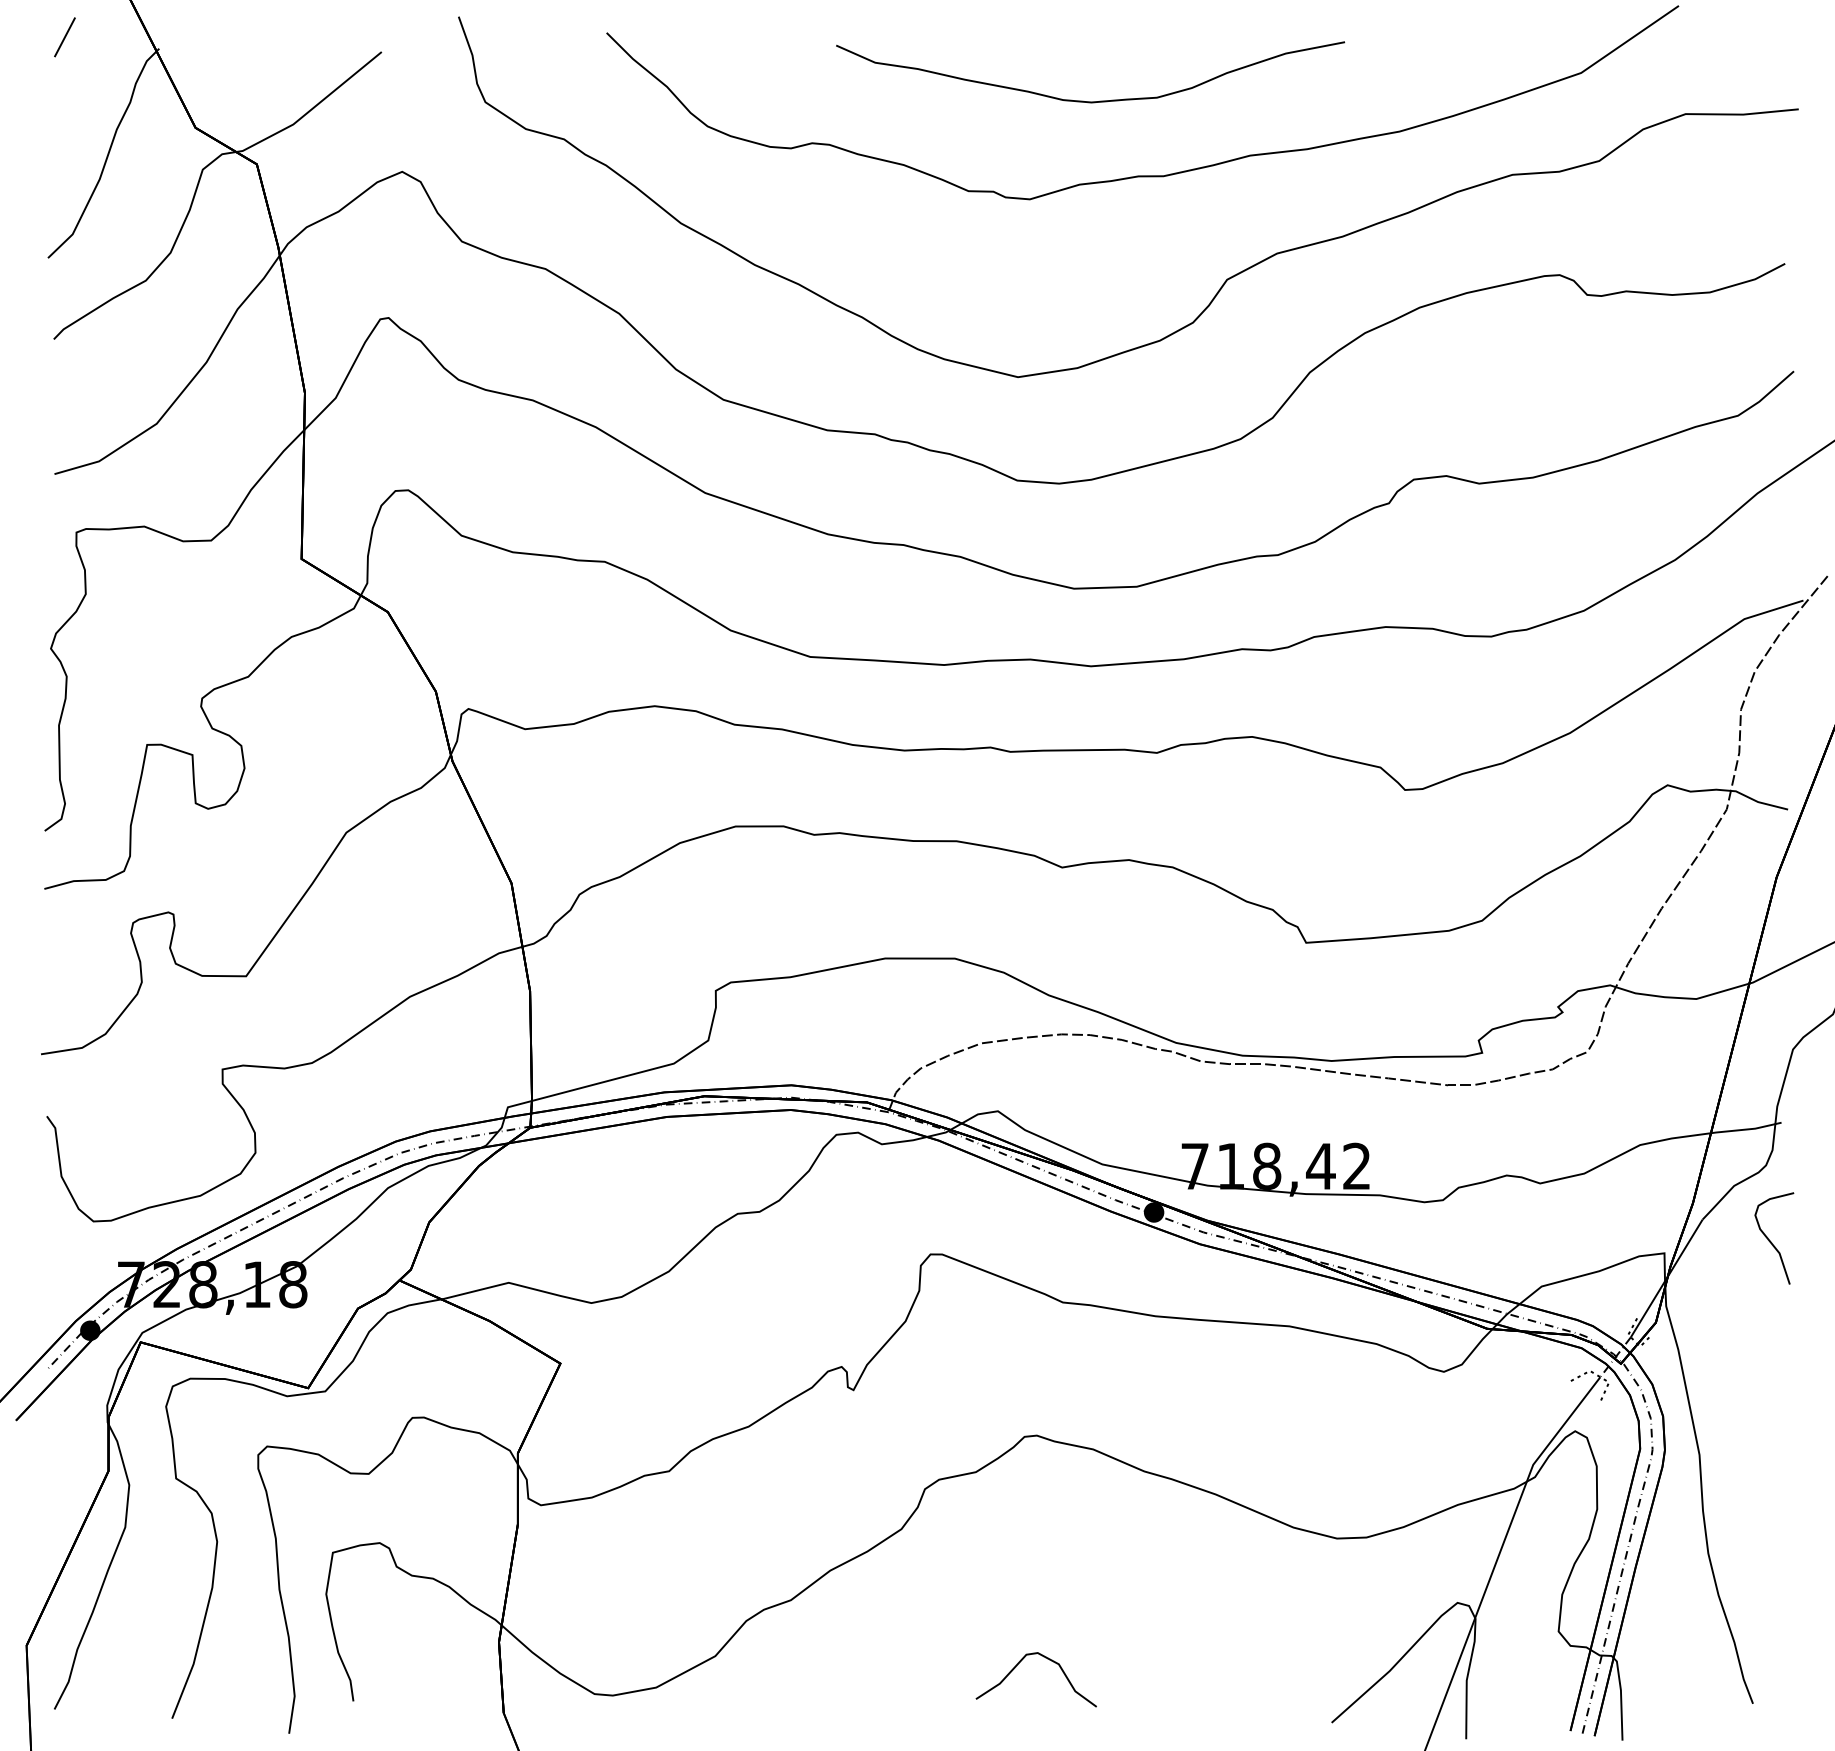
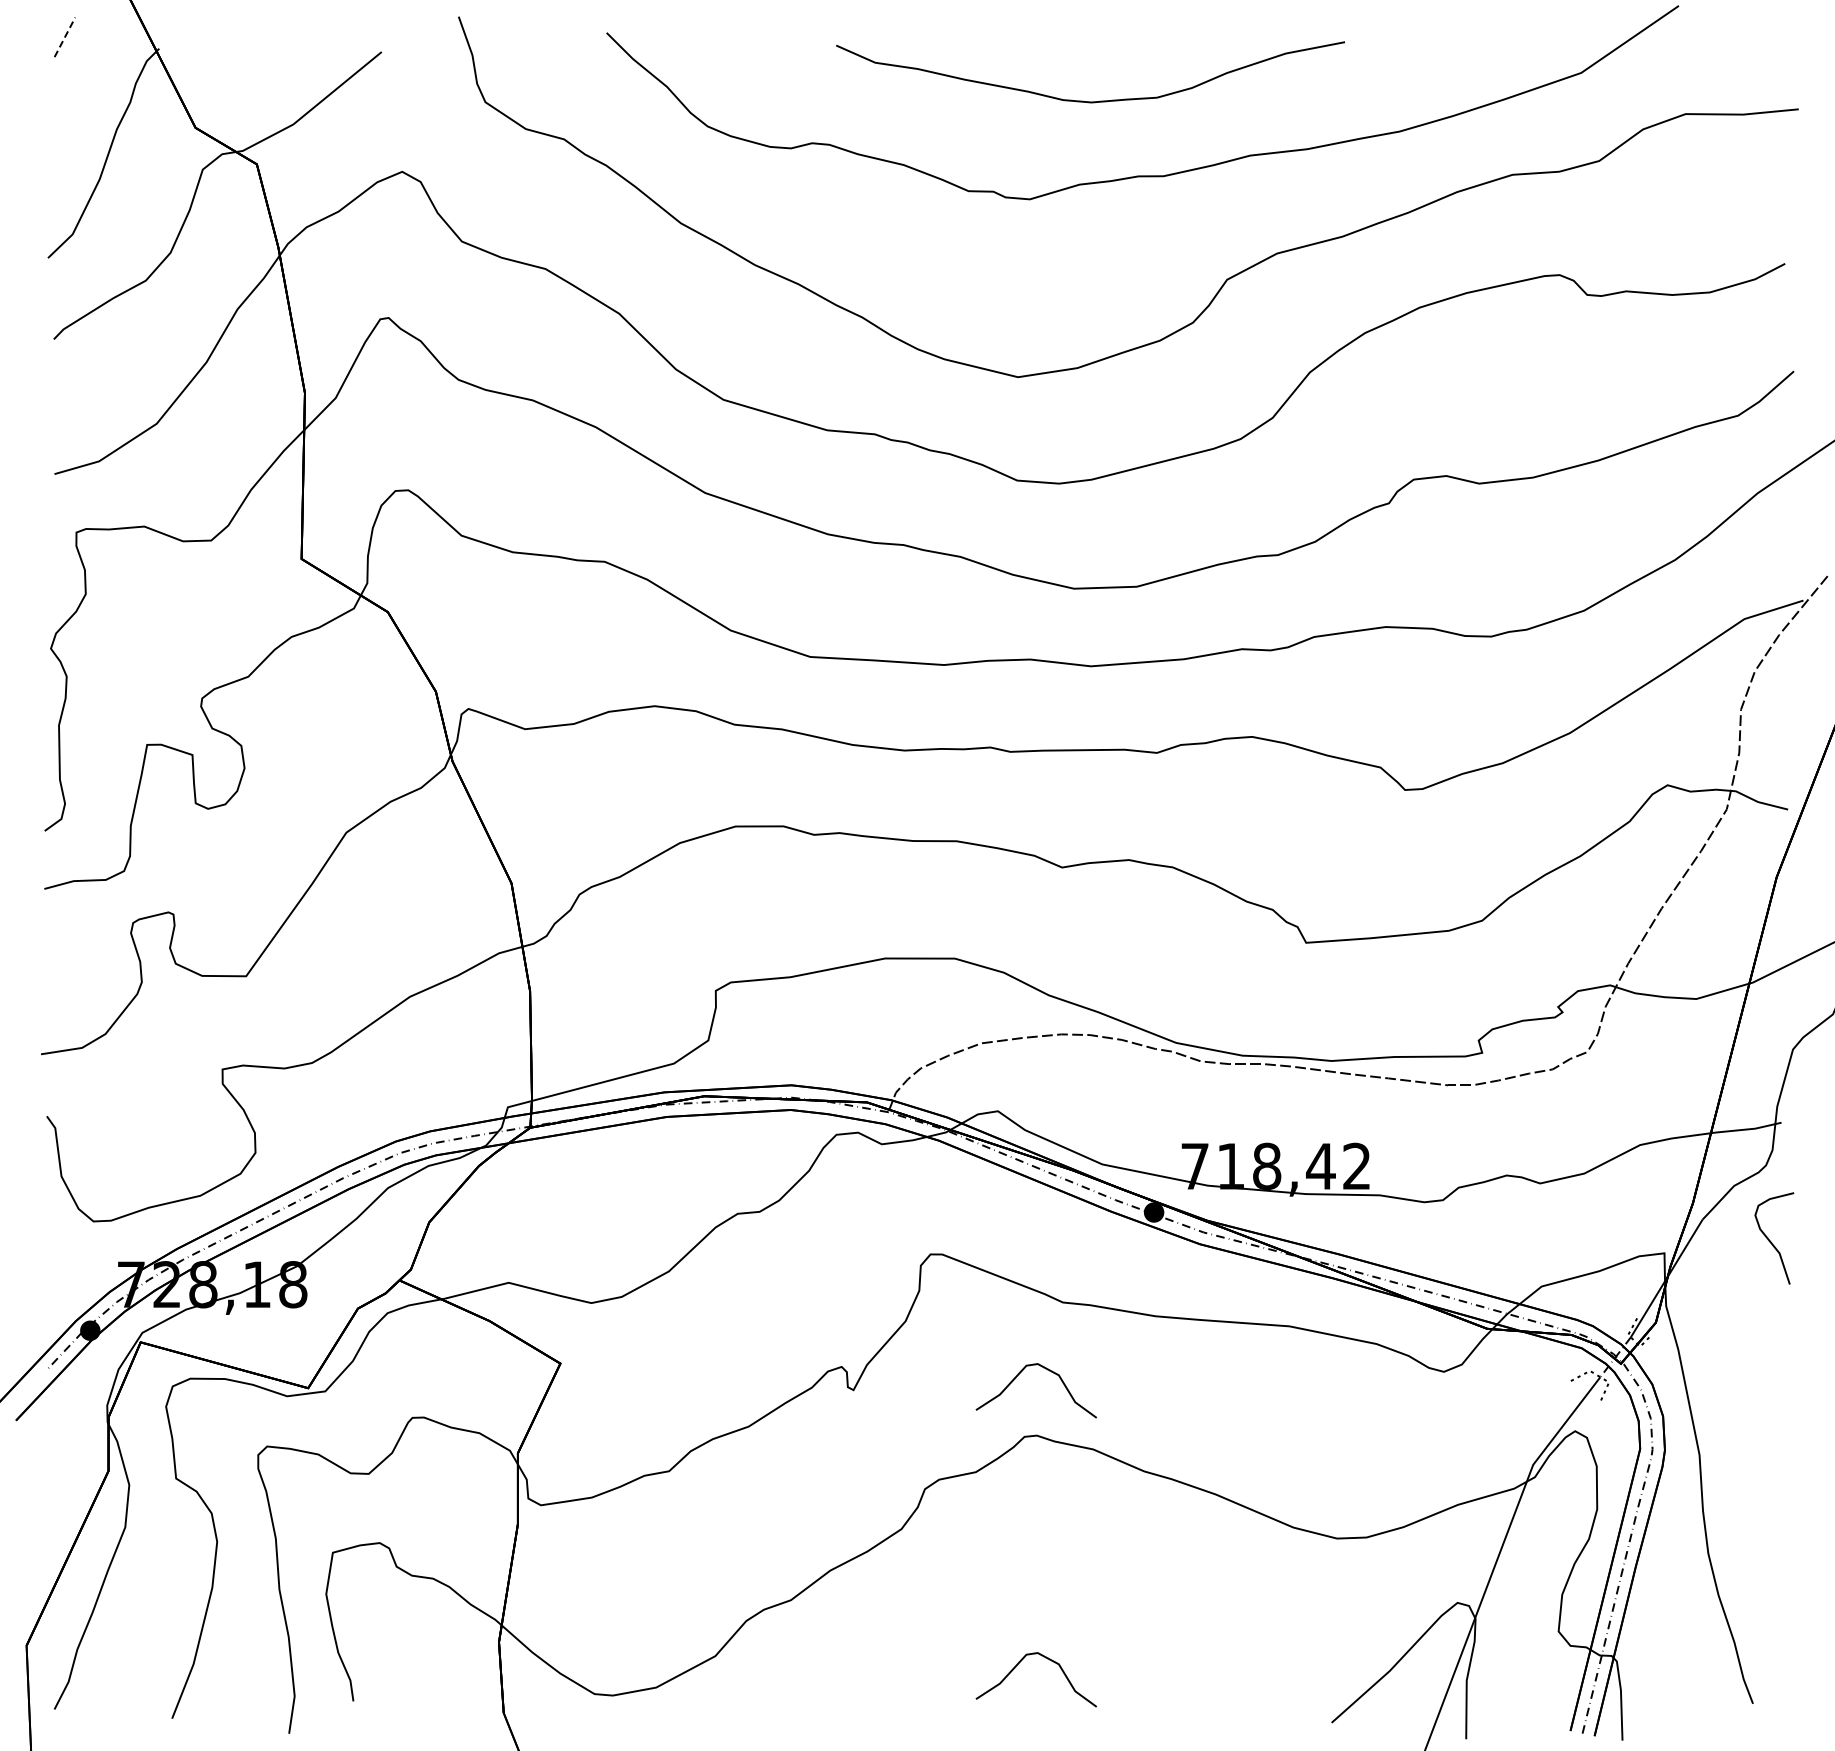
line: solid -> dashed (65, 36)
curve: none -> present (1016, 1378)
